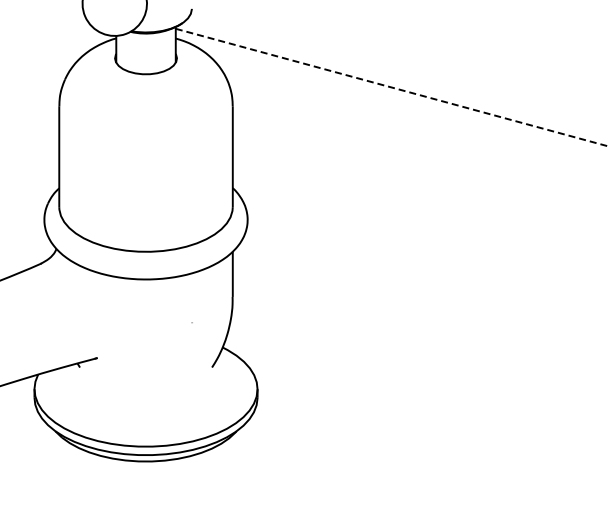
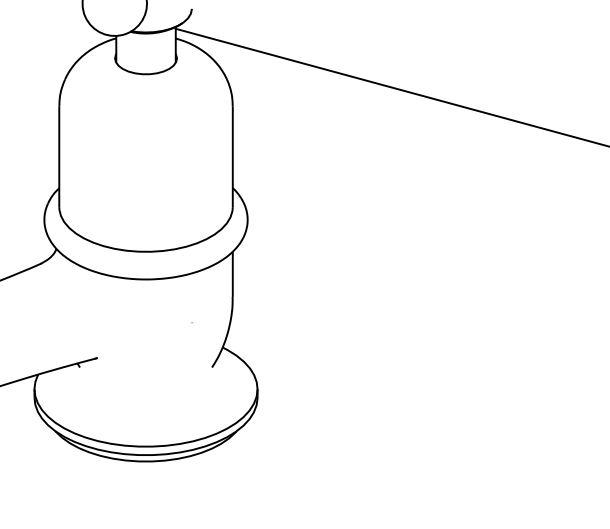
line: dashed -> solid (392, 87)
